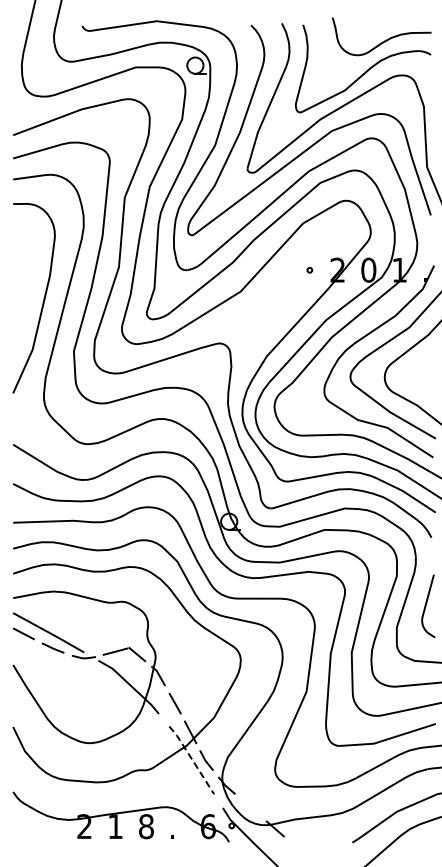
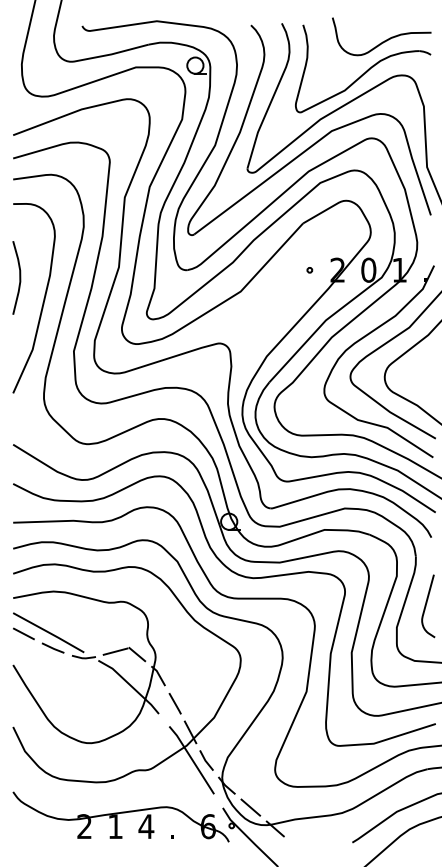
curve: none -> present (19, 277)
line: dashed -> solid (192, 760)
line: none -> present (250, 807)
text: 8 -> 4 (146, 826)
